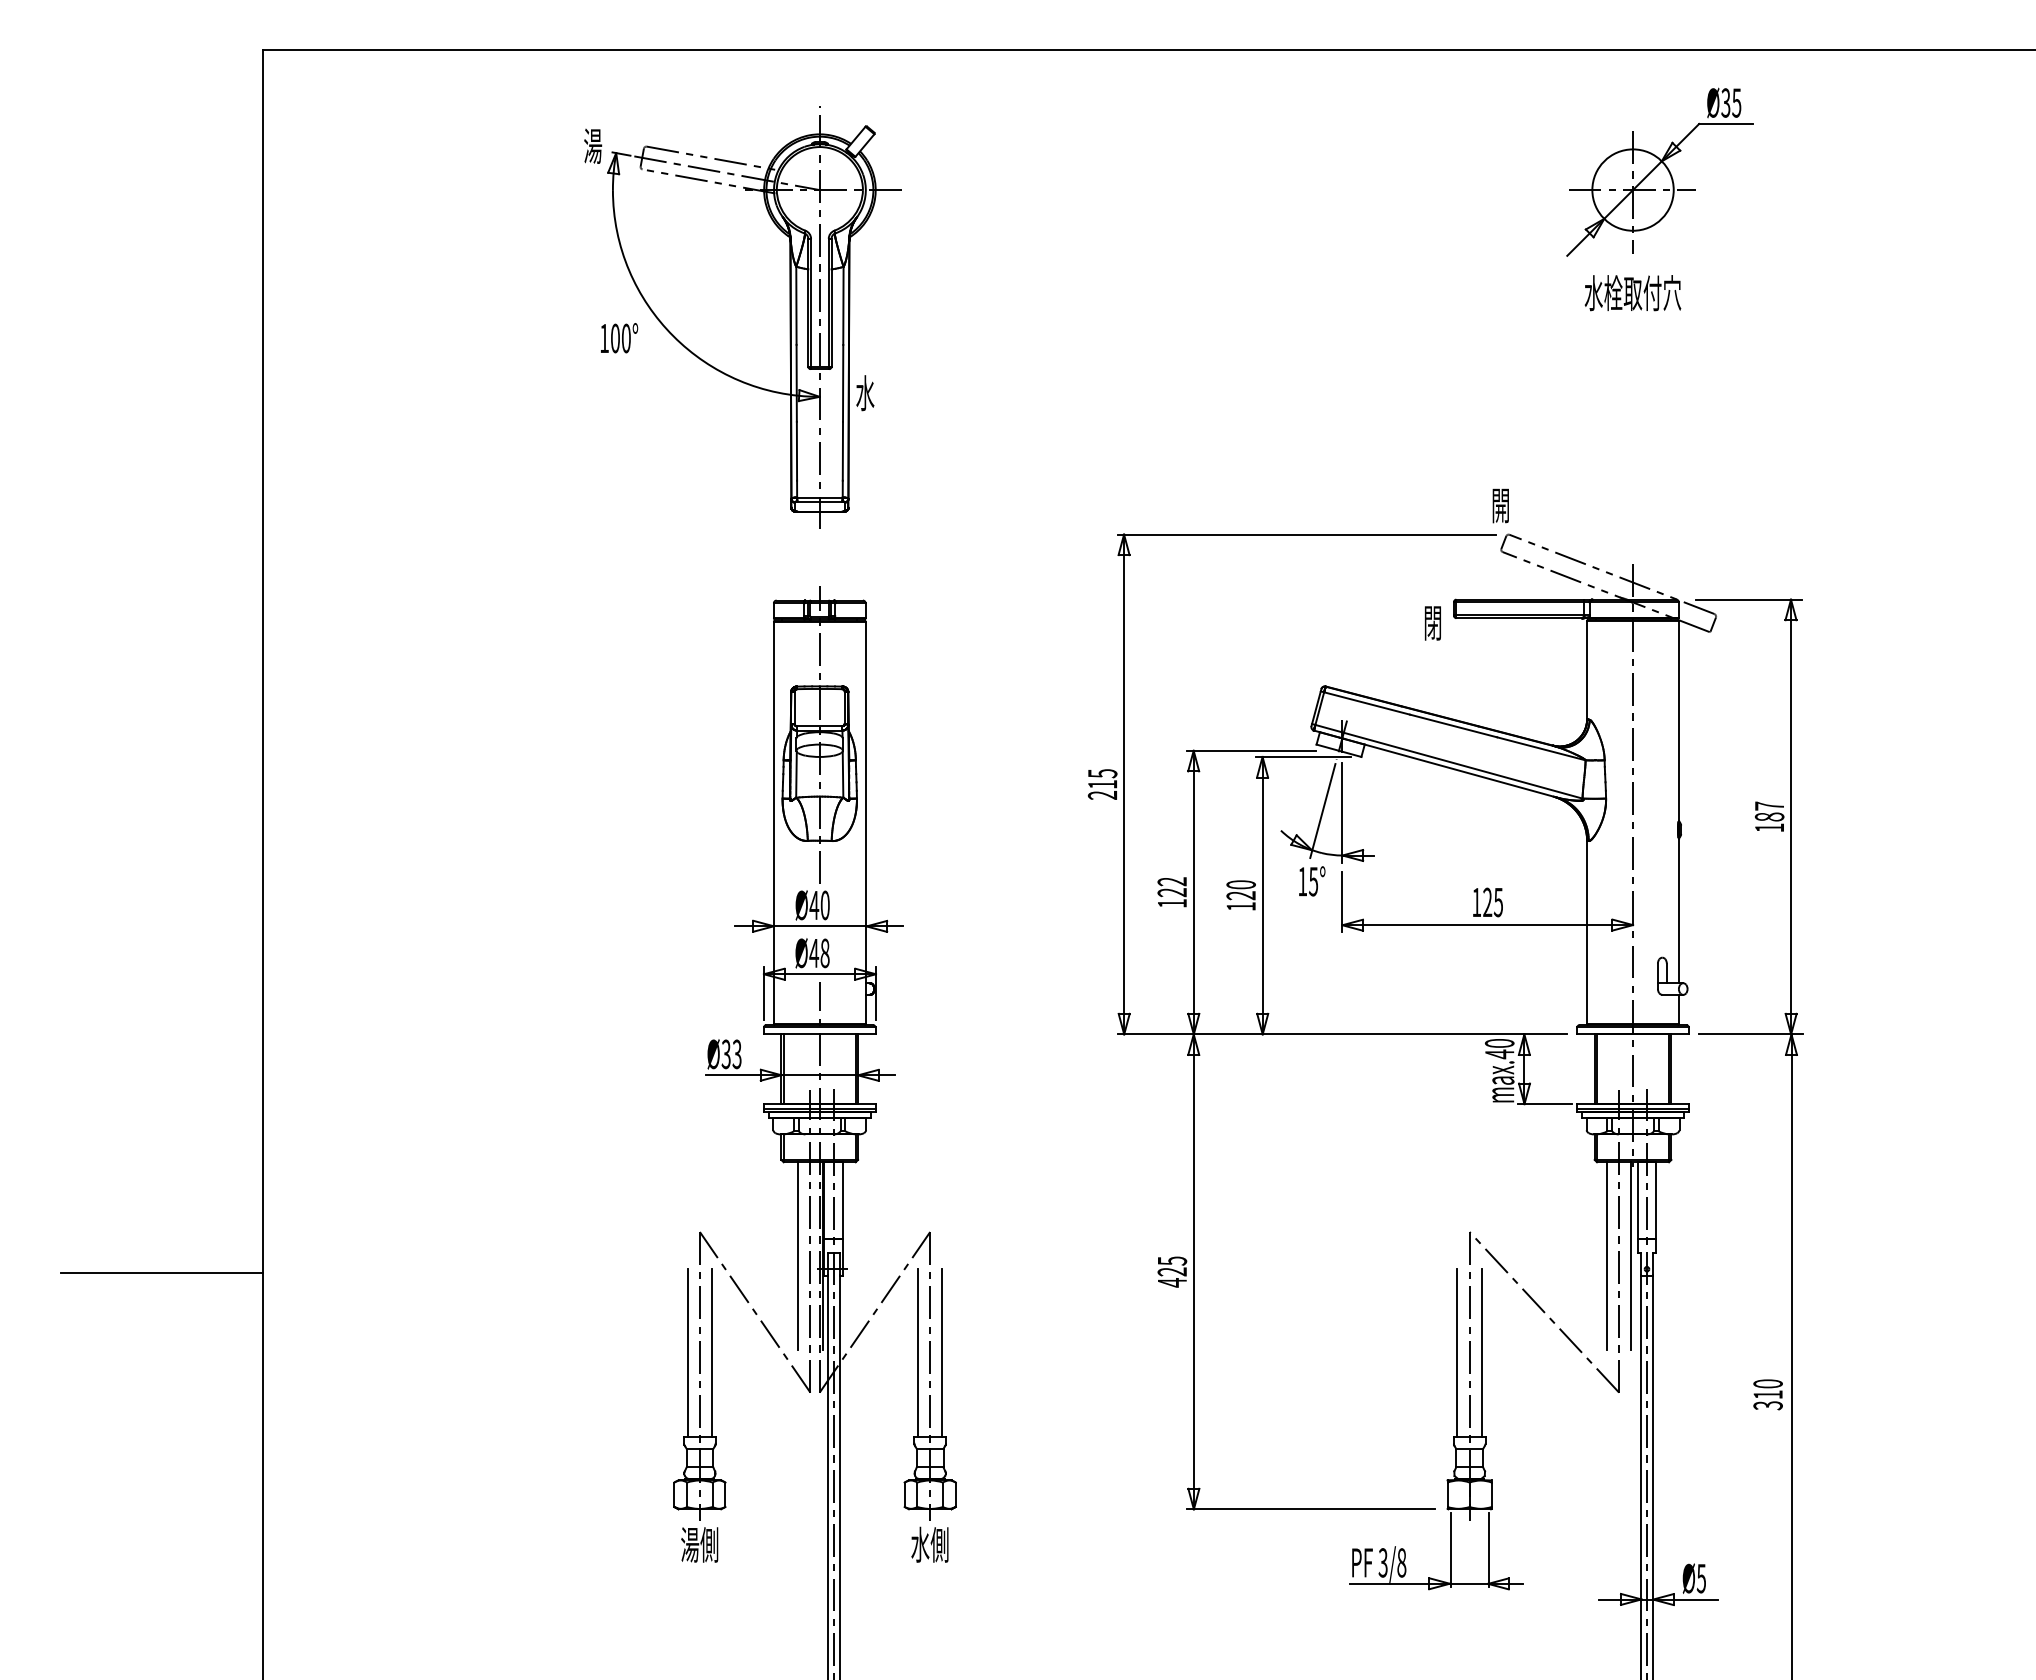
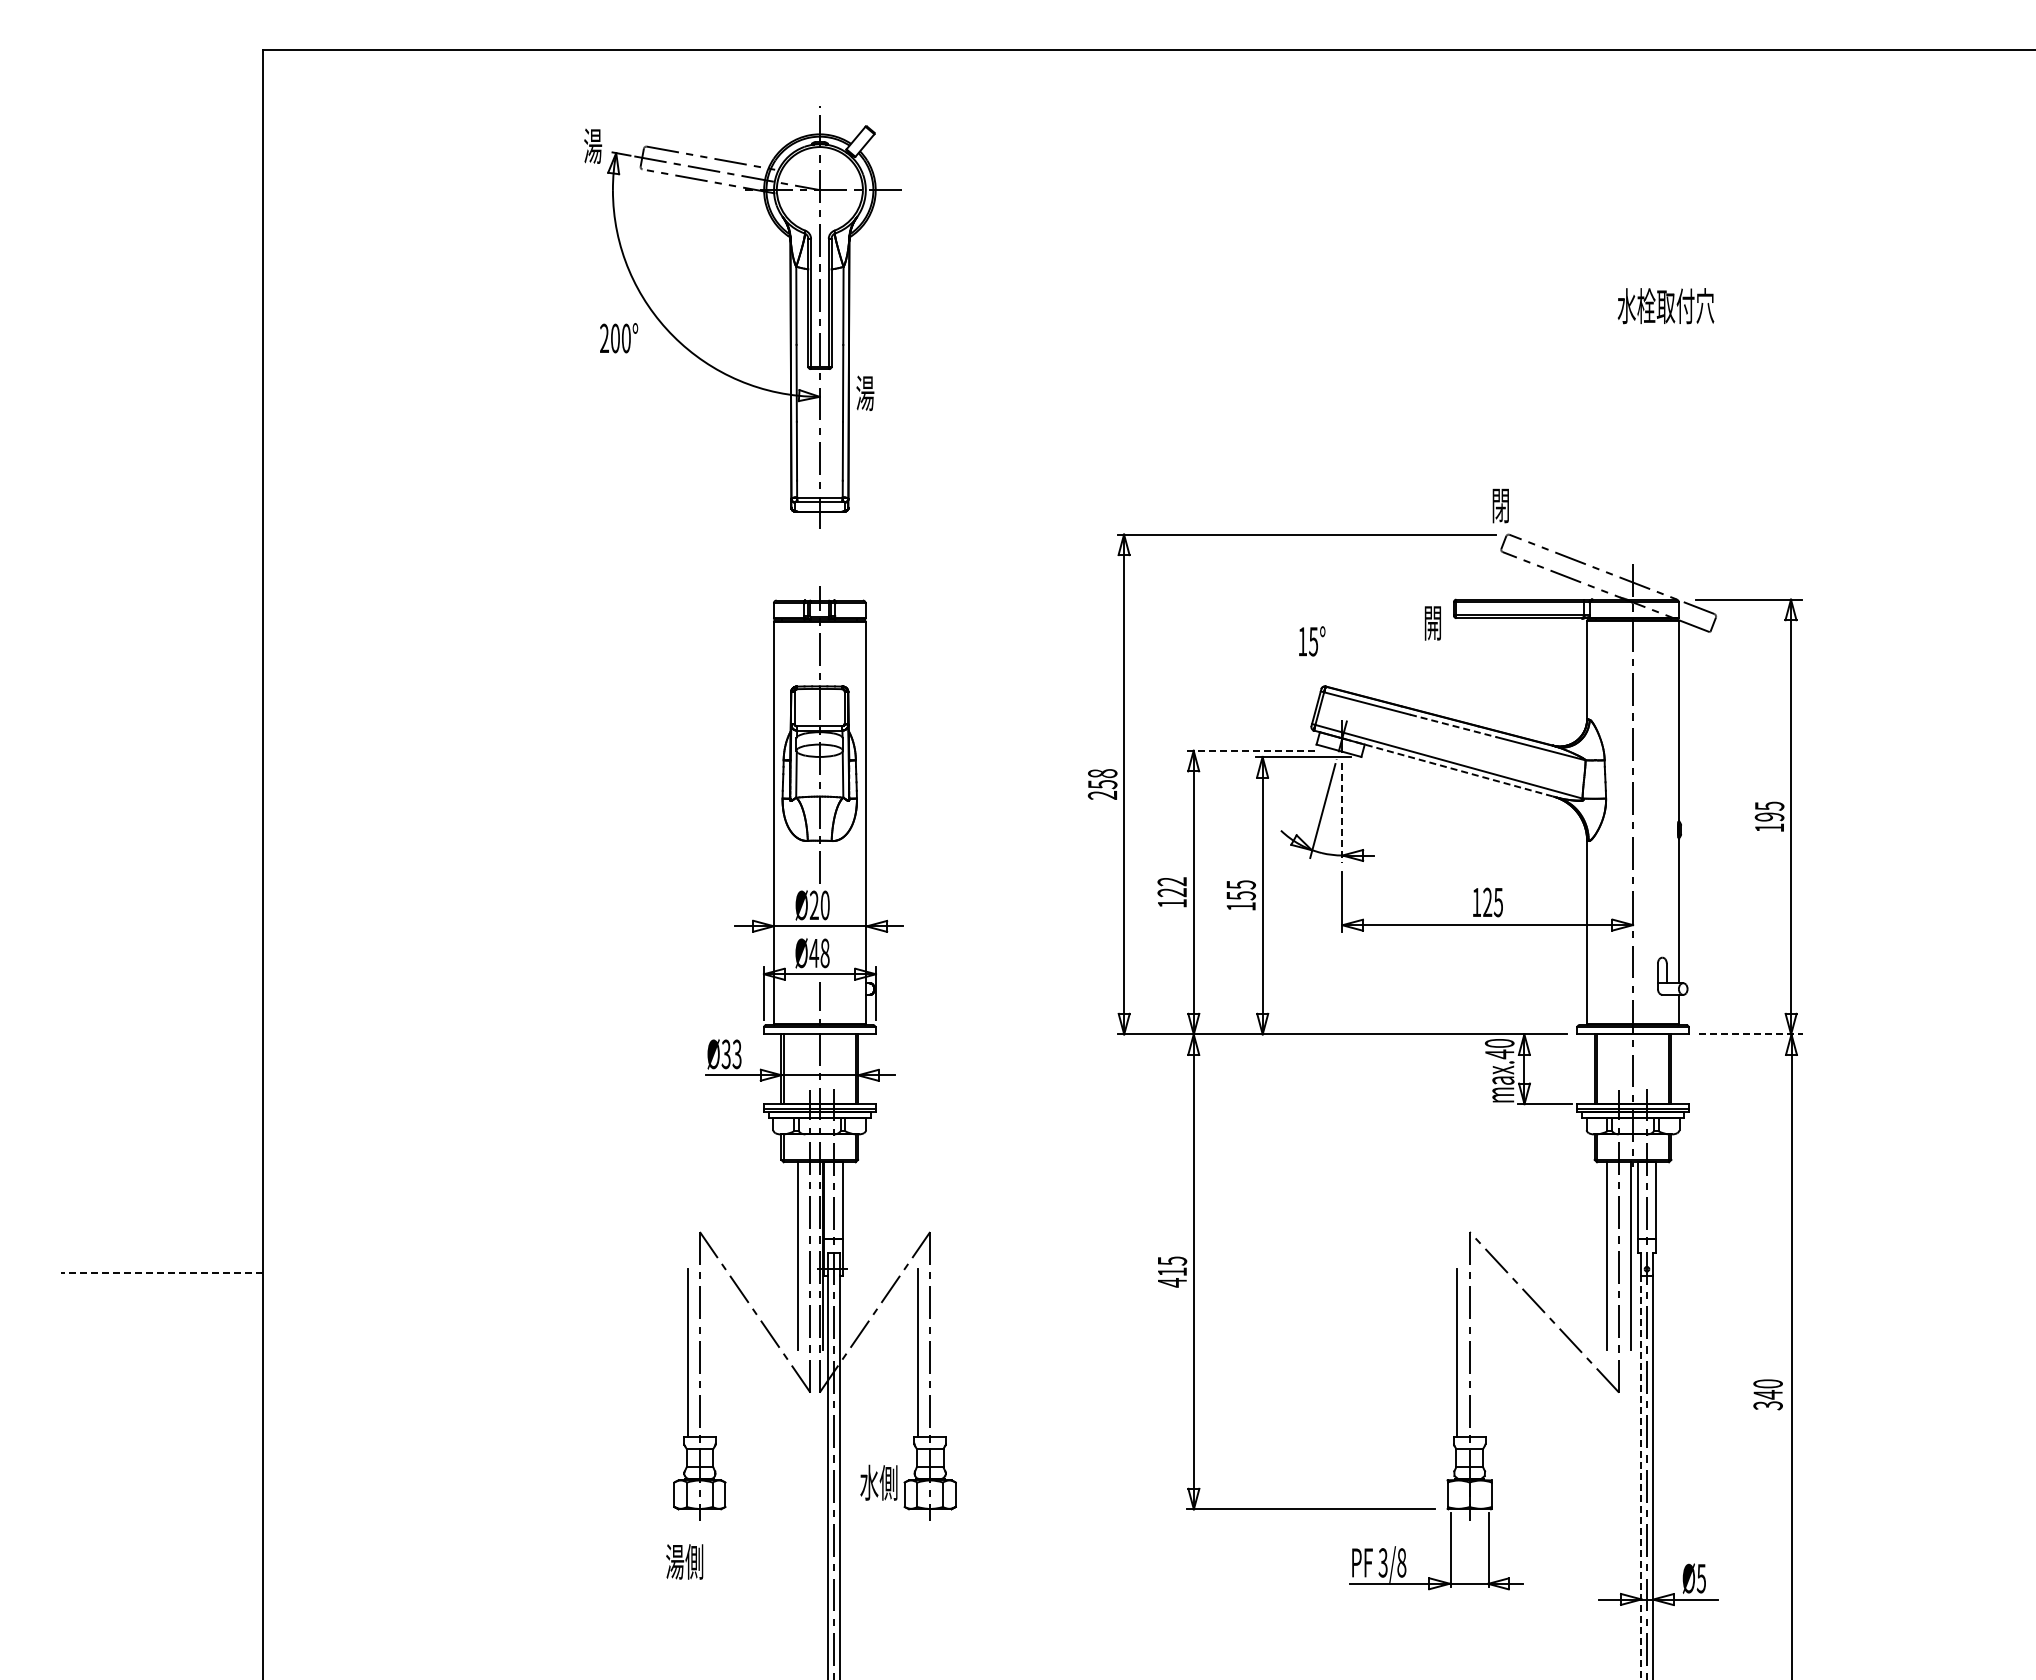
part: present -> none (1659, 171)
text position: (1632, 293) -> (1665, 306) (1665, 306)
text: 100° -> 200° (604, 337)
text: 水 -> 湯 (865, 393)
text: 開 -> 閉 (1500, 508)
text: 閉 -> 開 (1432, 625)
line: solid -> dashed (1454, 726)
line: solid -> dashed (1251, 750)
line: solid -> dashed (1451, 768)
text: 215 -> 258 (1102, 779)
text: 187 -> 195 (1769, 811)
line: solid -> dashed (1342, 813)
text position: (1312, 881) -> (1312, 641) (1312, 641)
text: 120 -> 155 (1240, 890)
text: Ø40 -> Ø20 (814, 904)
line: solid -> dashed (1751, 1034)
text: 425 -> 415 (1171, 1271)
line: solid -> dashed (161, 1273)
line: present -> none (712, 1353)
line: present -> none (942, 1353)
line: present -> none (1481, 1353)
text: 310 -> 340 (1767, 1394)
line: solid -> dashed (1641, 1477)
text position: (699, 1544) -> (684, 1561) (684, 1561)
text position: (929, 1544) -> (878, 1482) (878, 1482)
